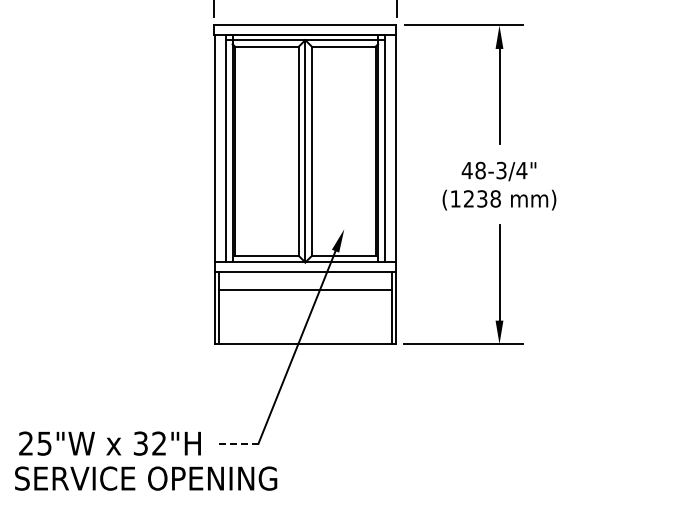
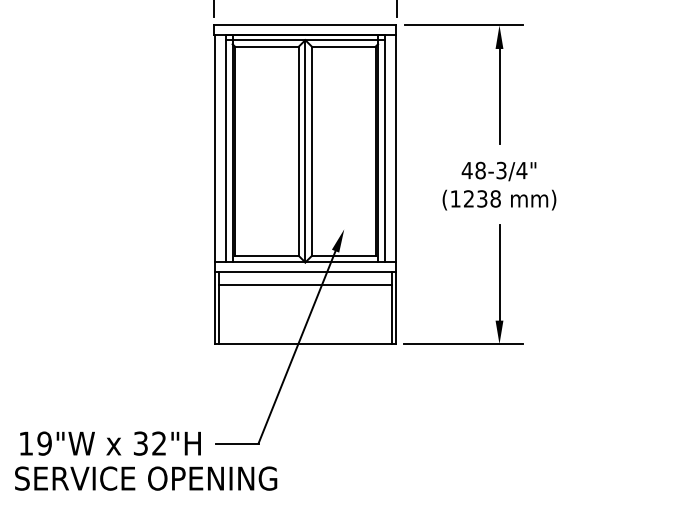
line position: (304, 290) -> (304, 285) (304, 285)
text: 25"W -> 19"W (35, 443)
line: dashed -> solid (236, 443)
